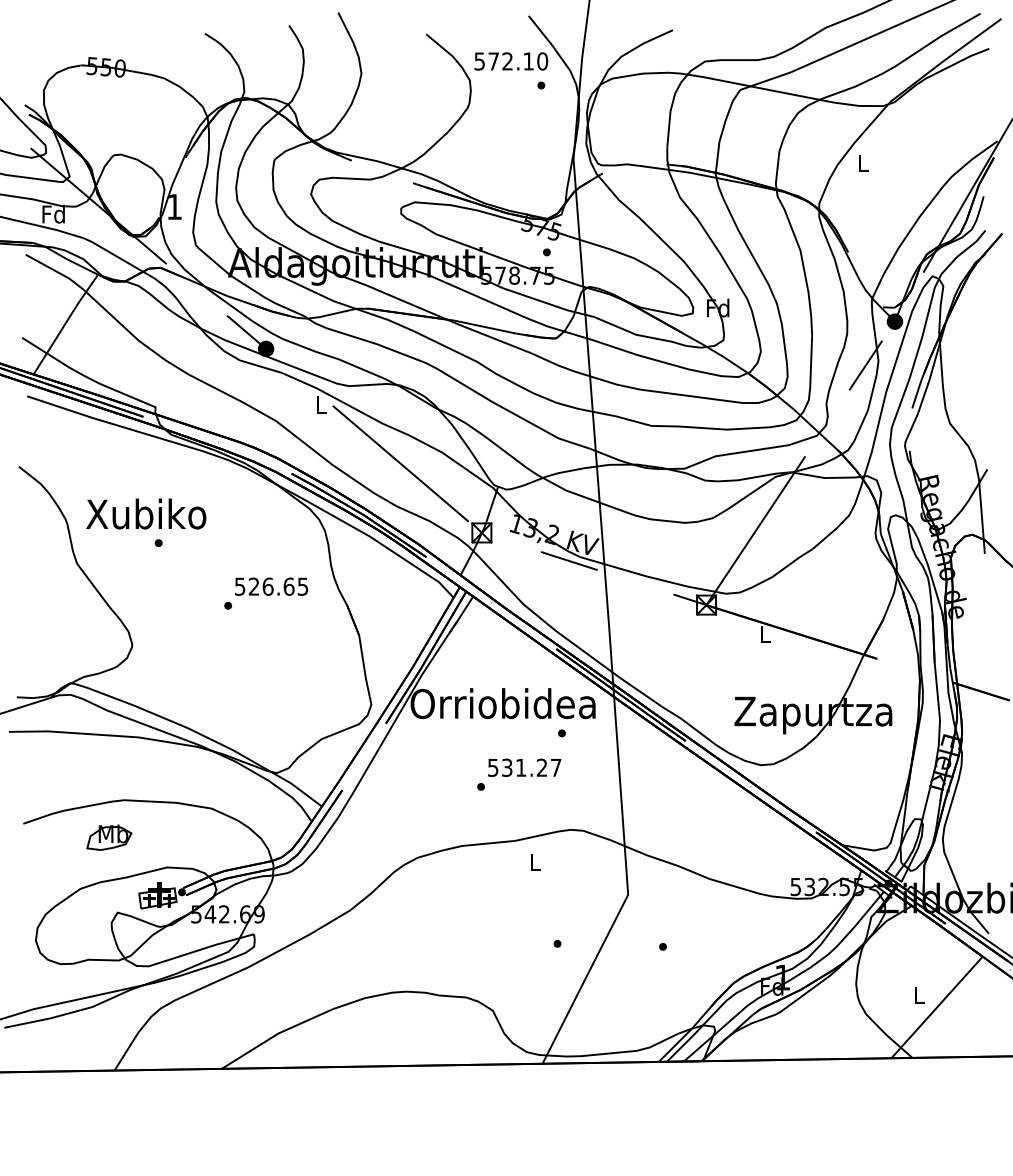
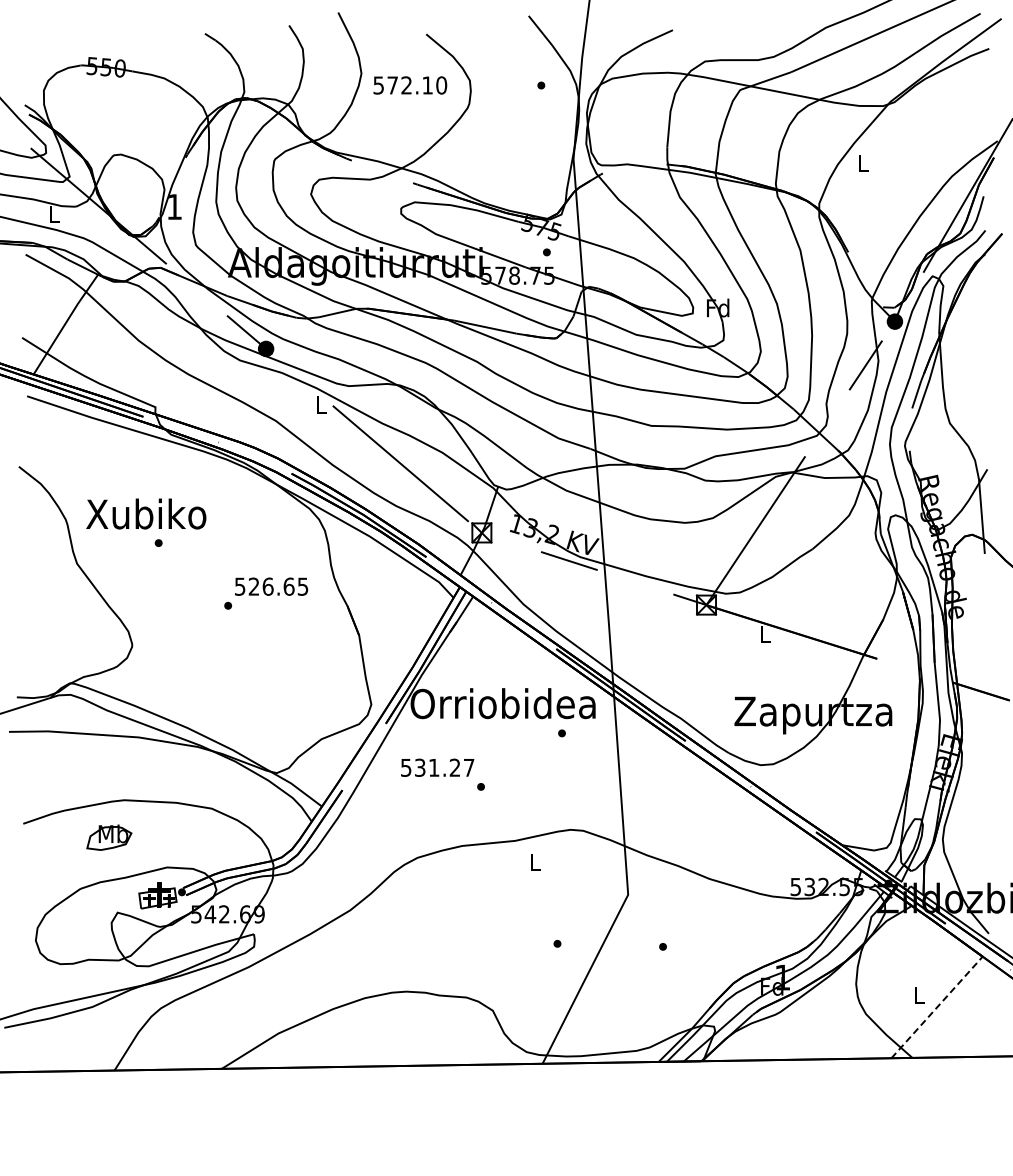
text position: (511, 61) -> (410, 85) (410, 85)
text: Fd -> L (53, 213)
text position: (524, 767) -> (437, 767) (437, 767)
line: solid -> dashed (937, 1007)
